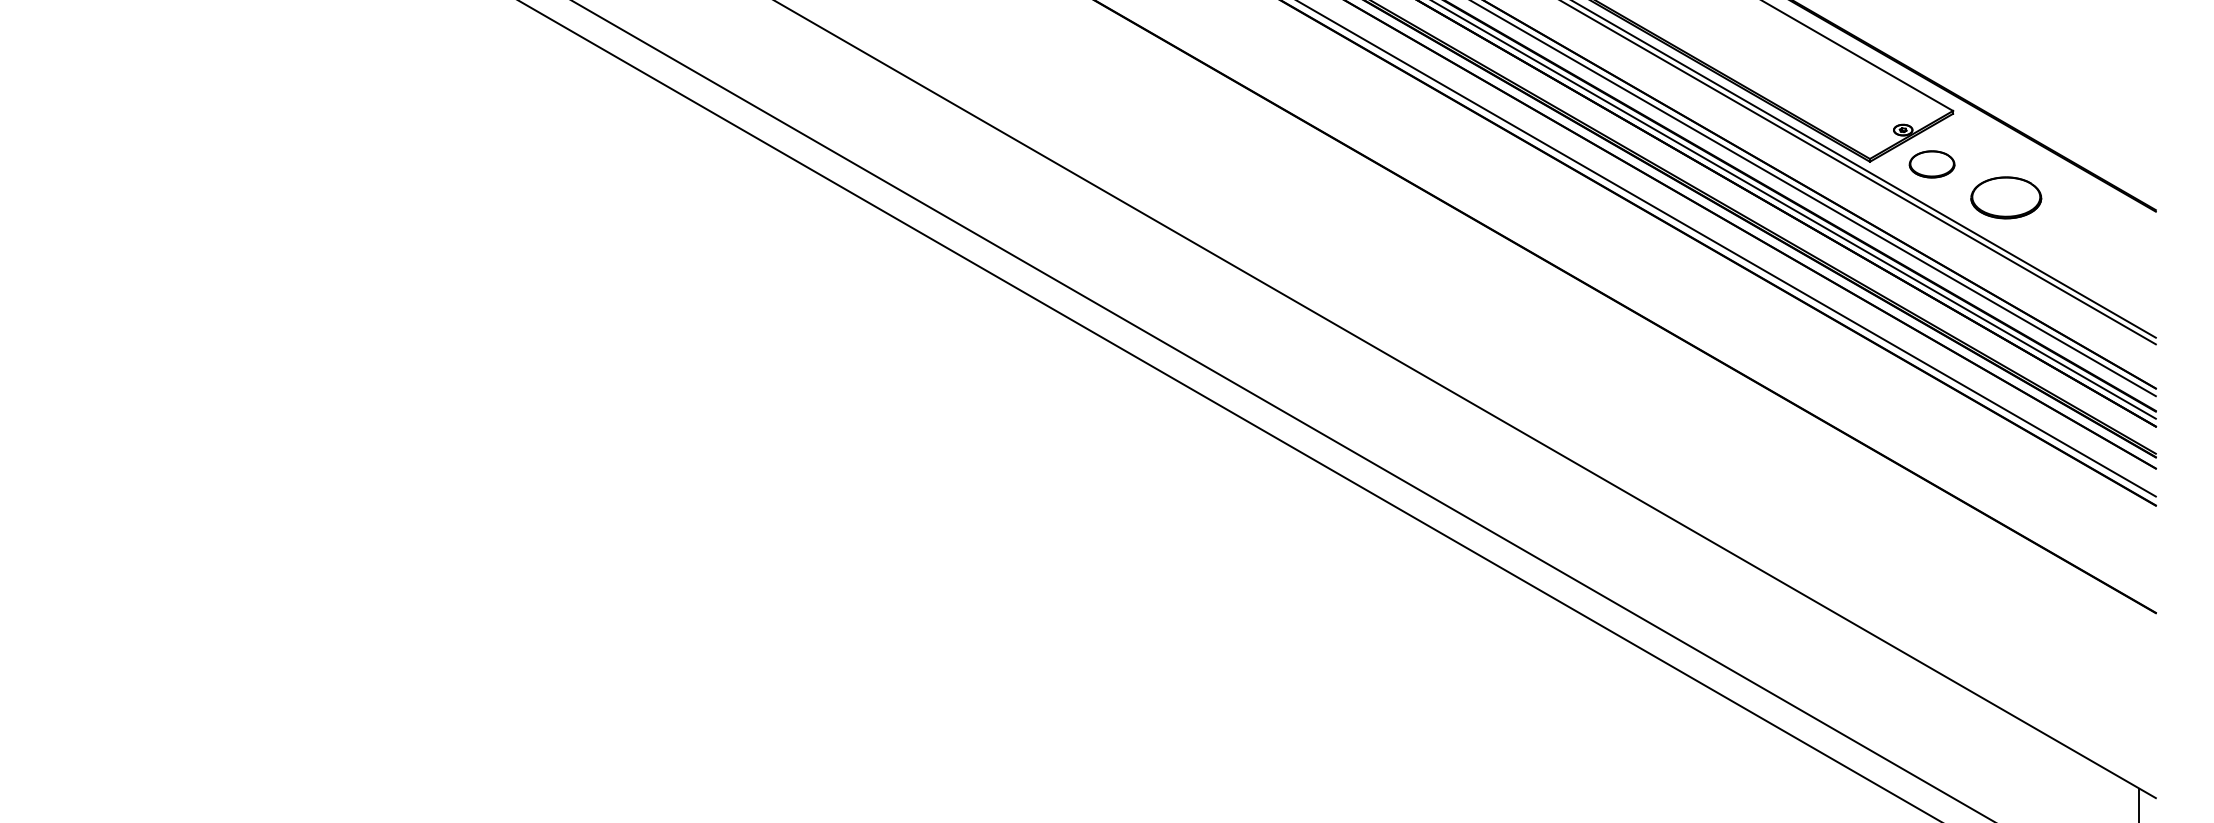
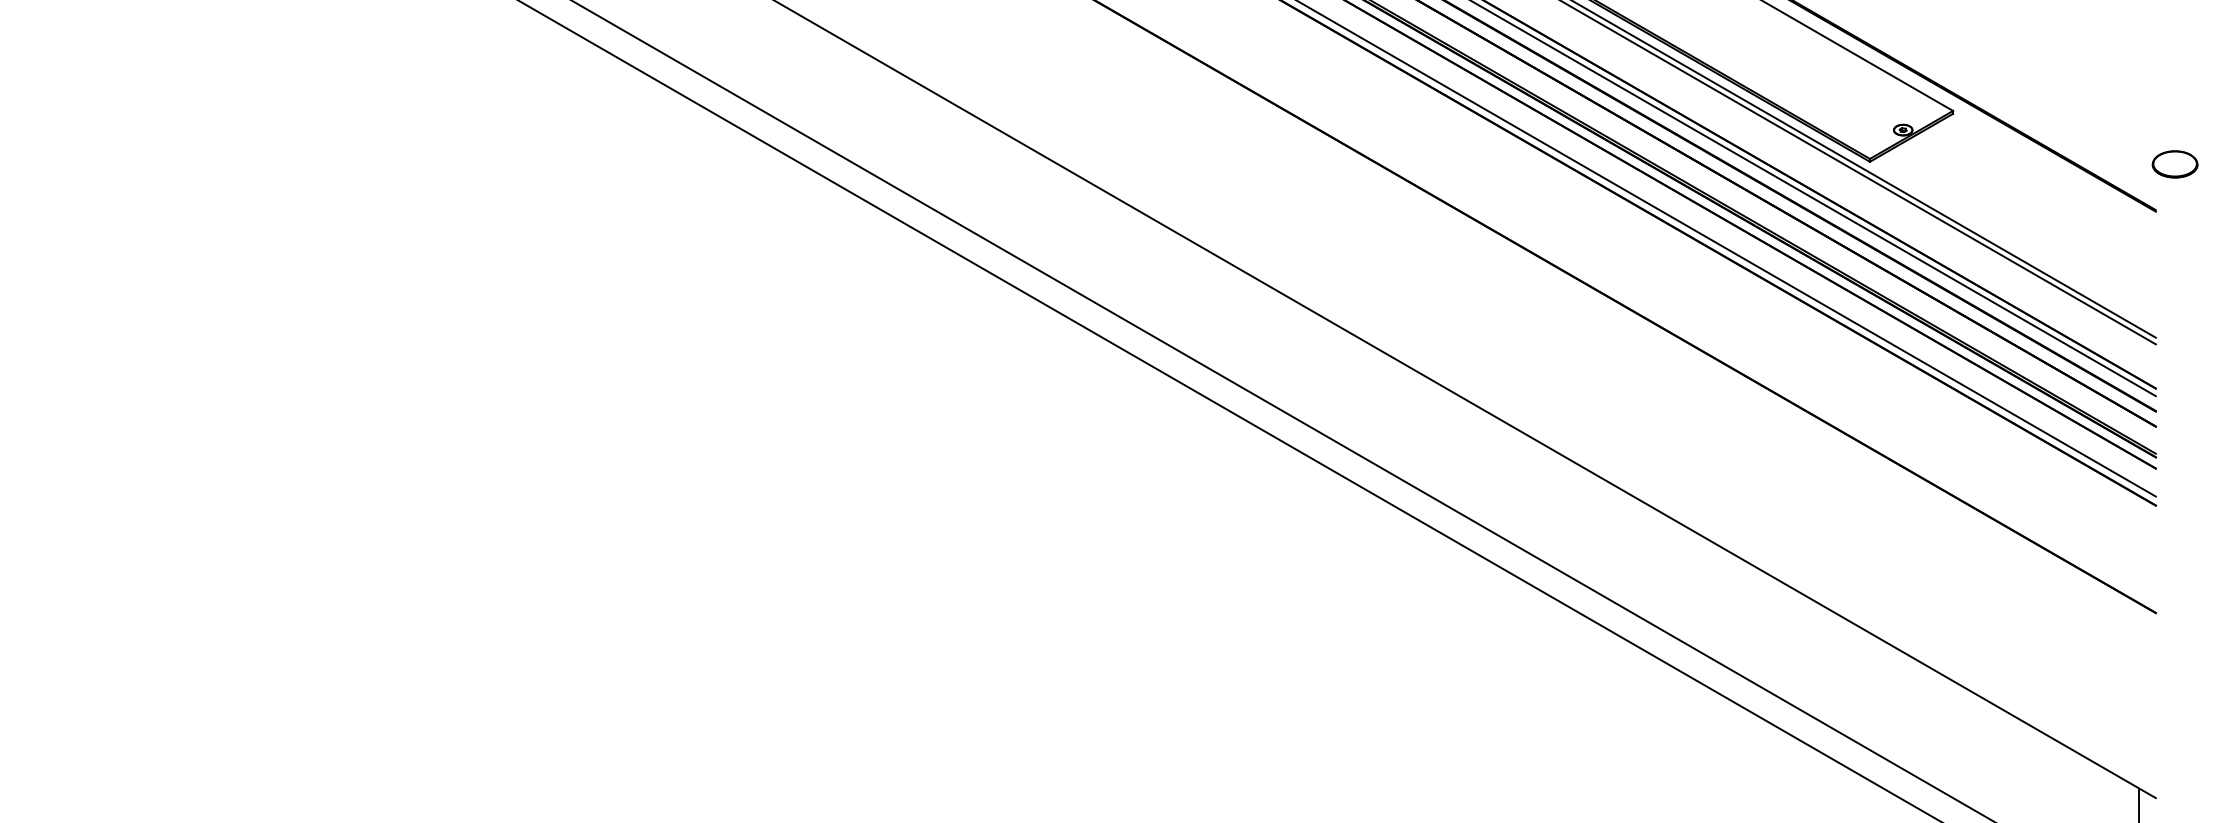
part position: (1931, 164) -> (2174, 164) (2174, 164)
part: present -> none (2006, 197)
line: present -> none (1794, 210)
